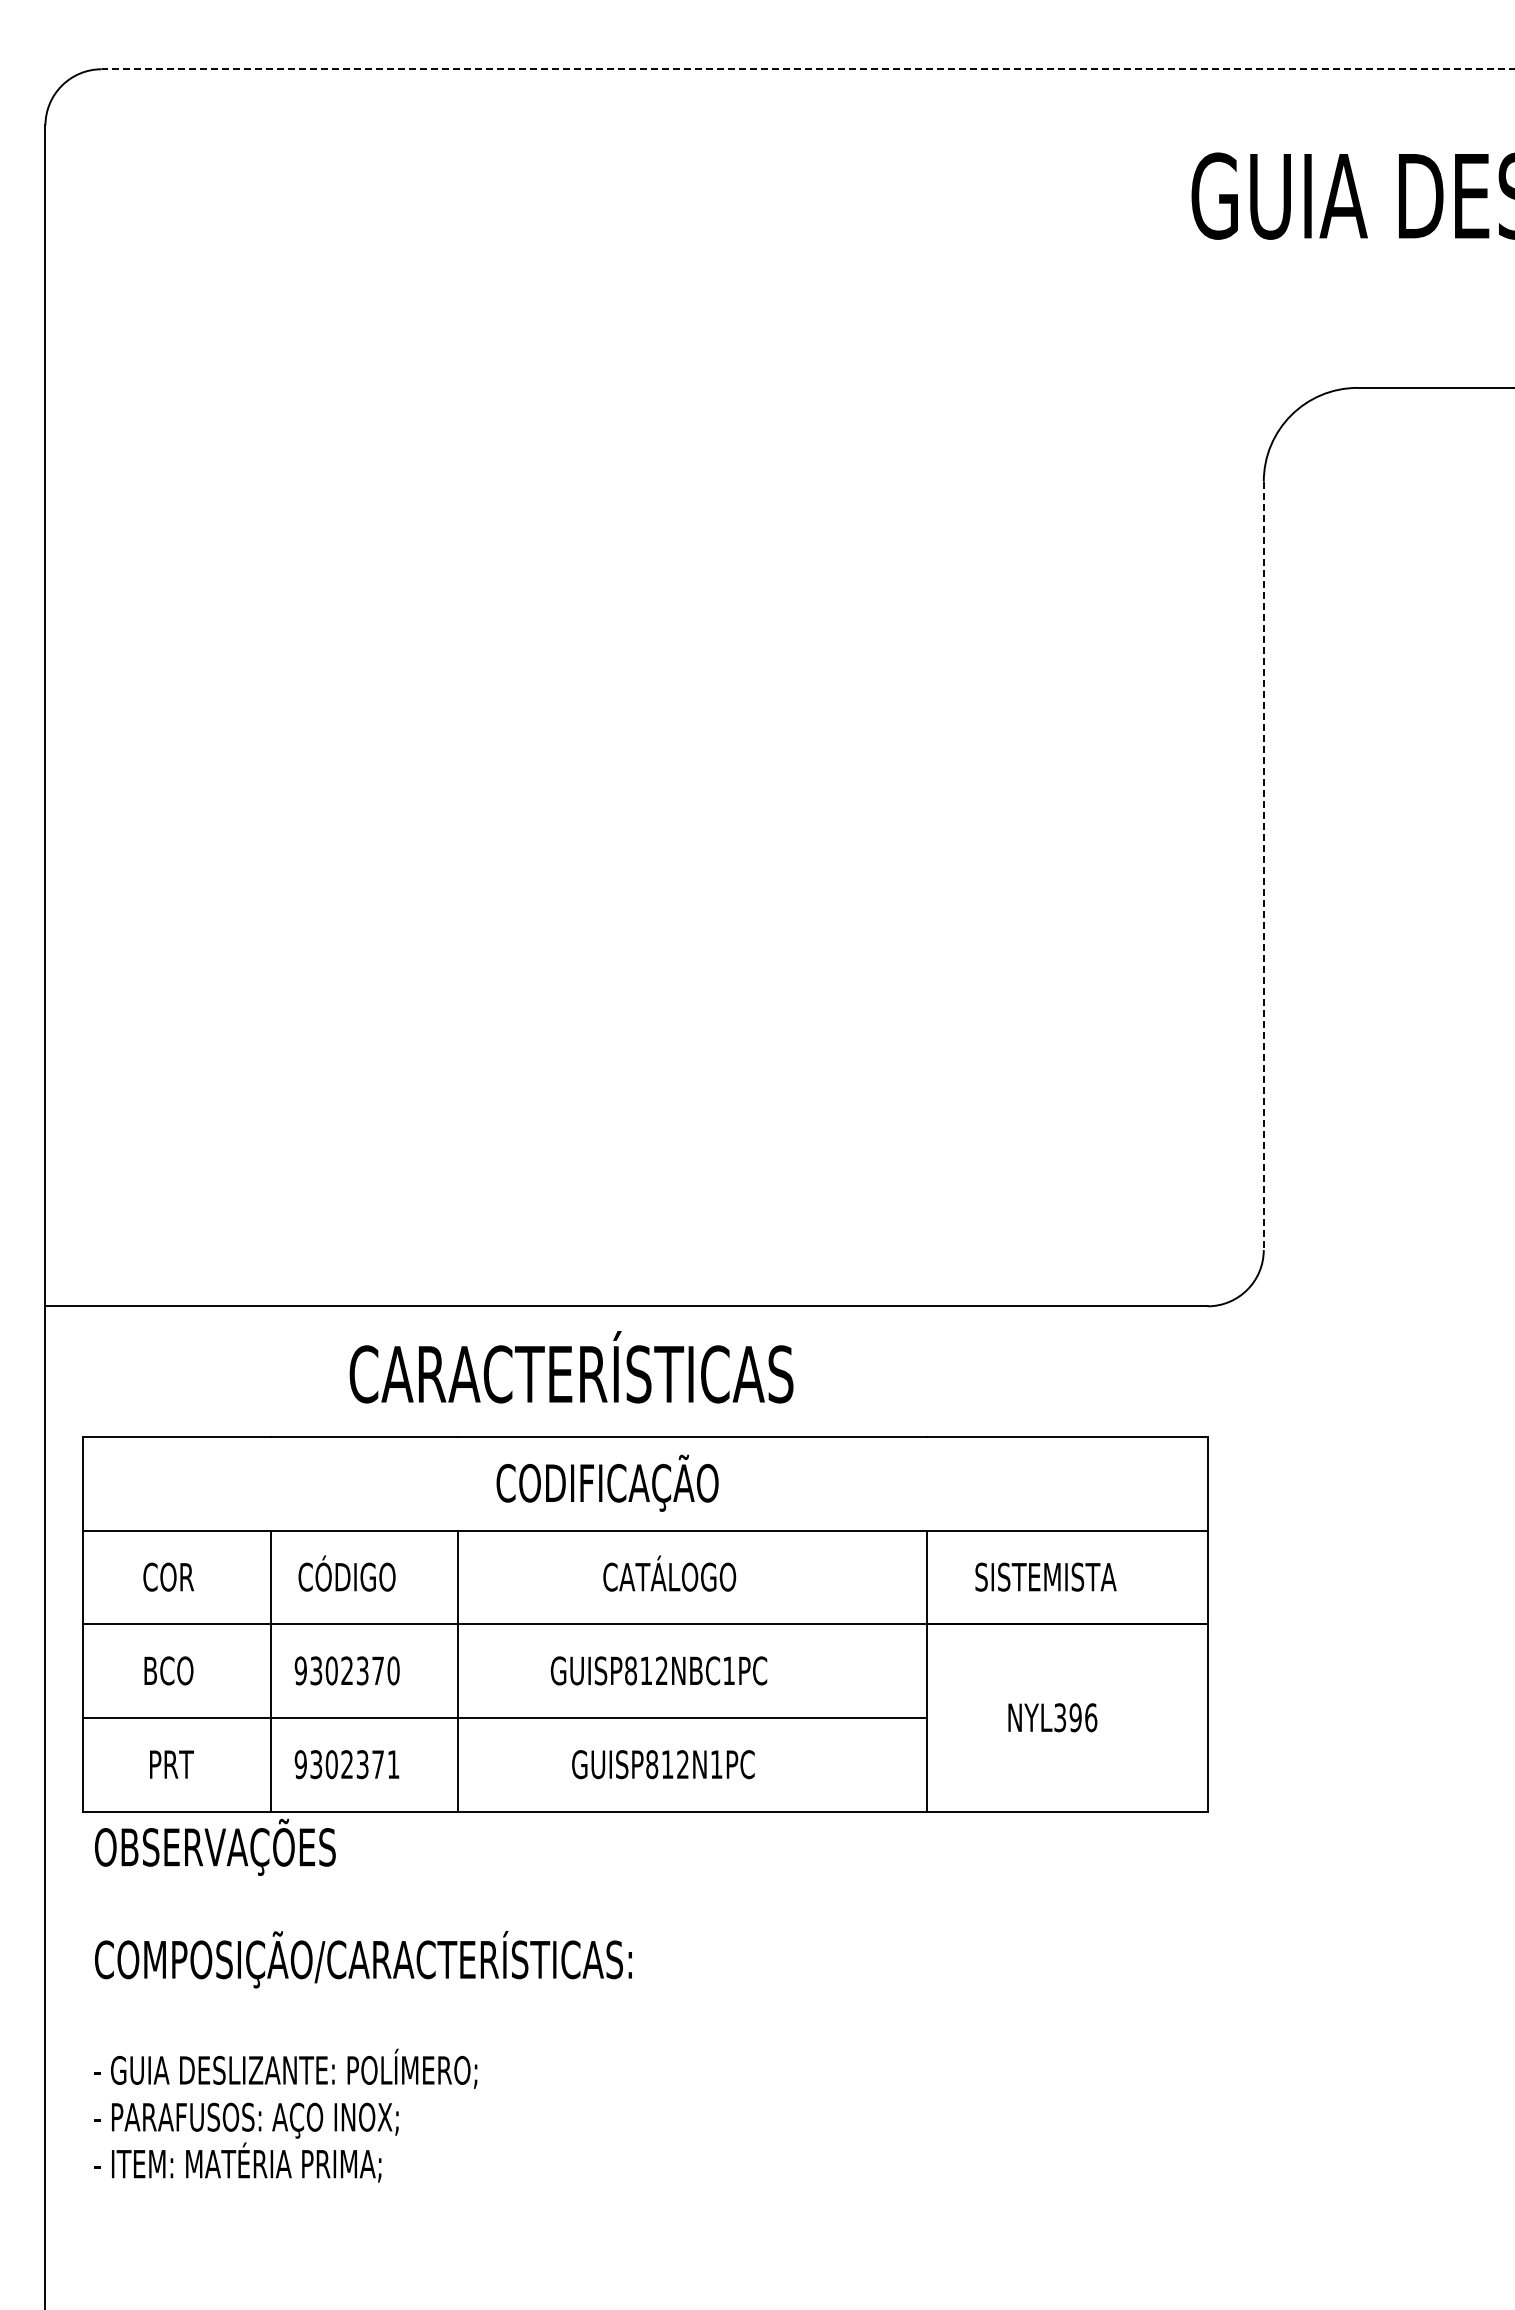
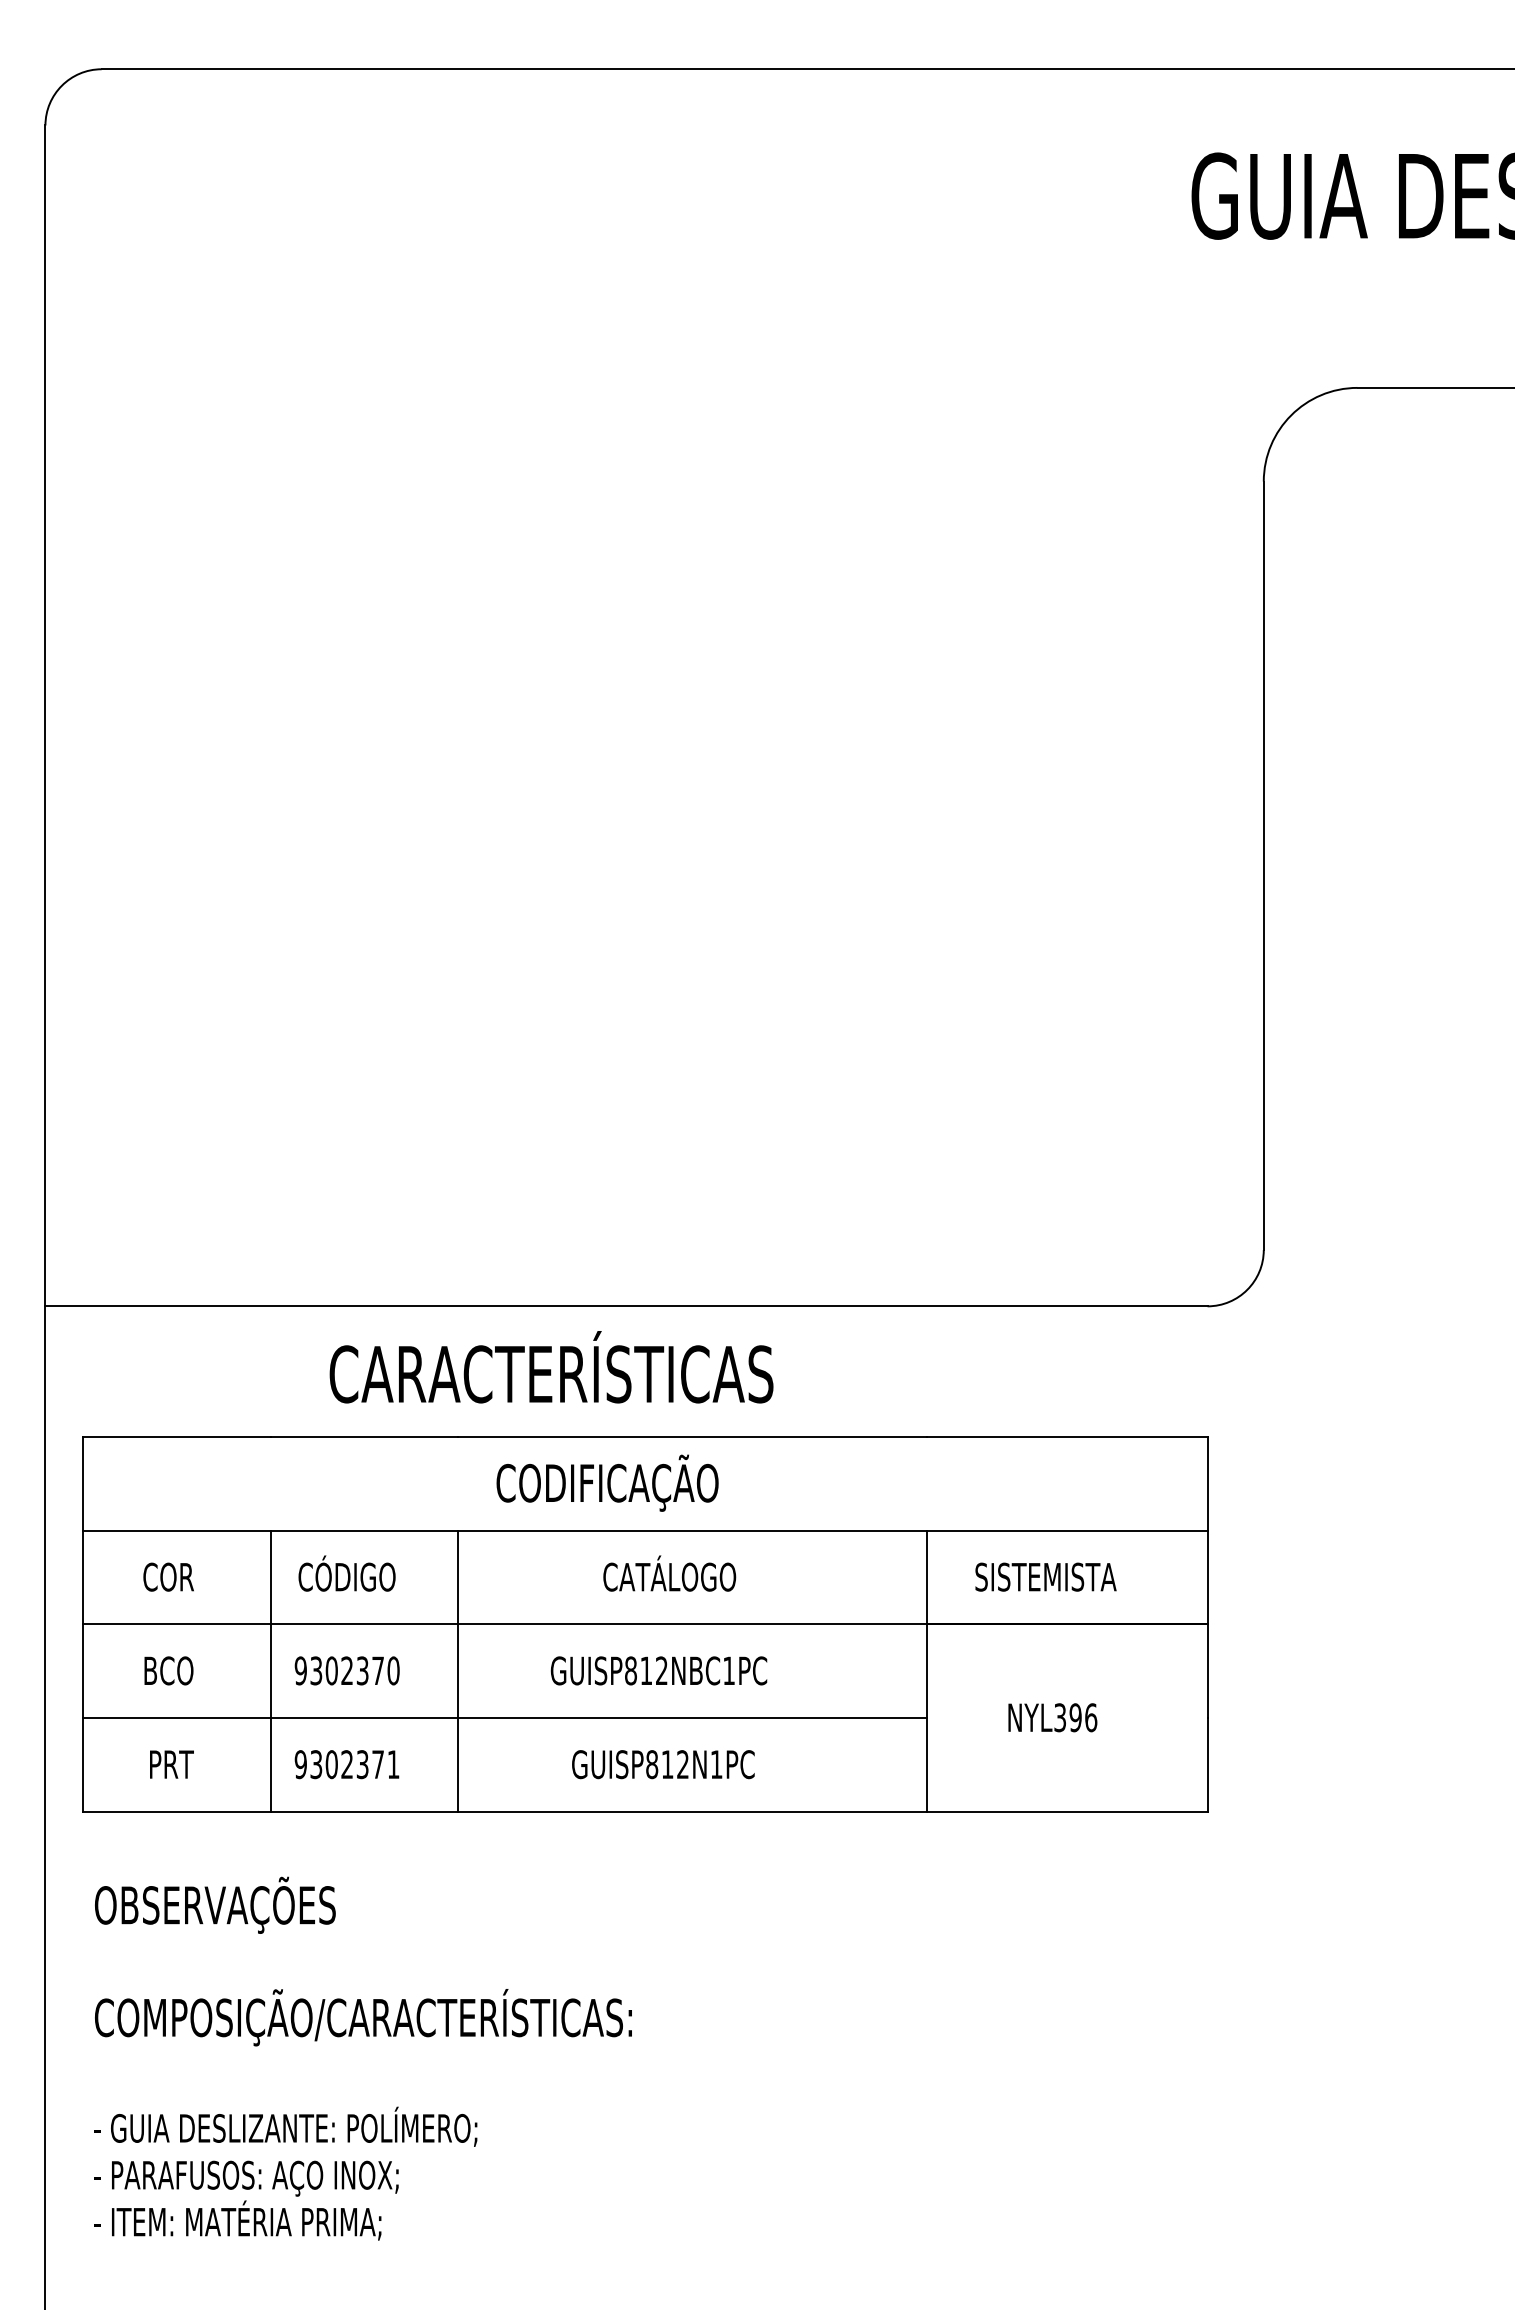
line: dashed -> solid (807, 69)
line: dashed -> solid (1263, 866)
text position: (571, 1367) -> (551, 1367) (551, 1367)
text position: (362, 2000) -> (362, 2058) (362, 2058)
